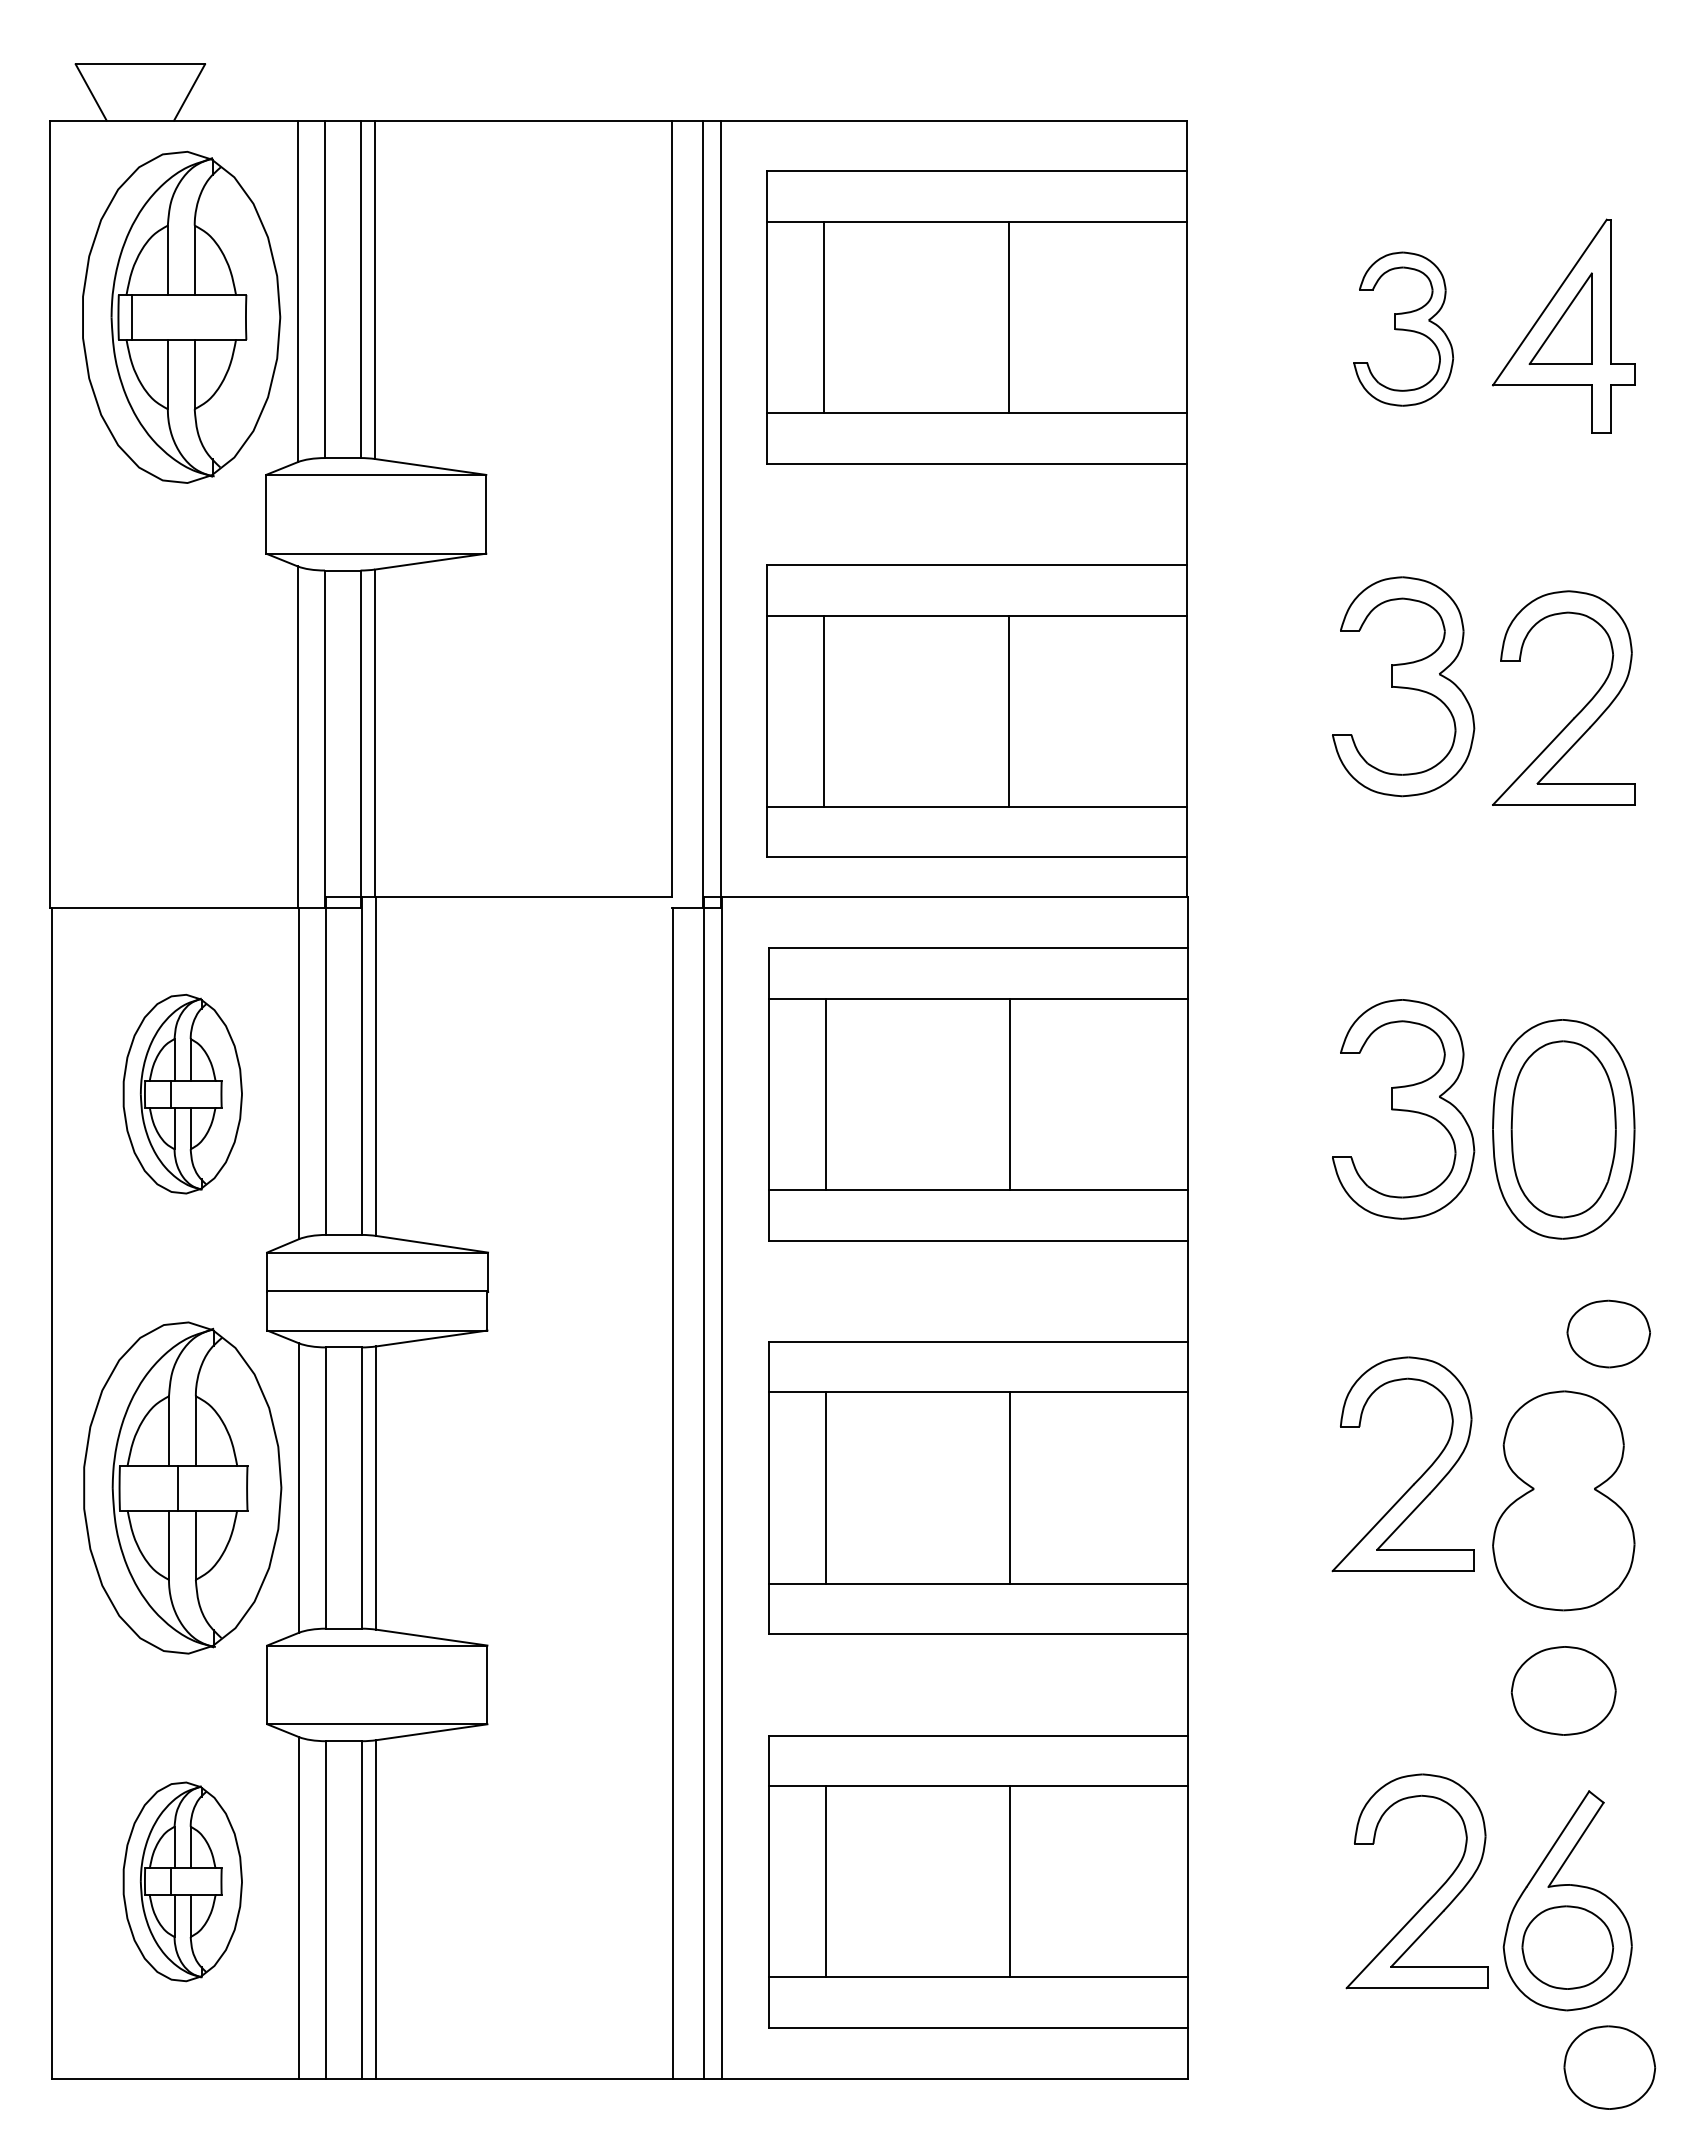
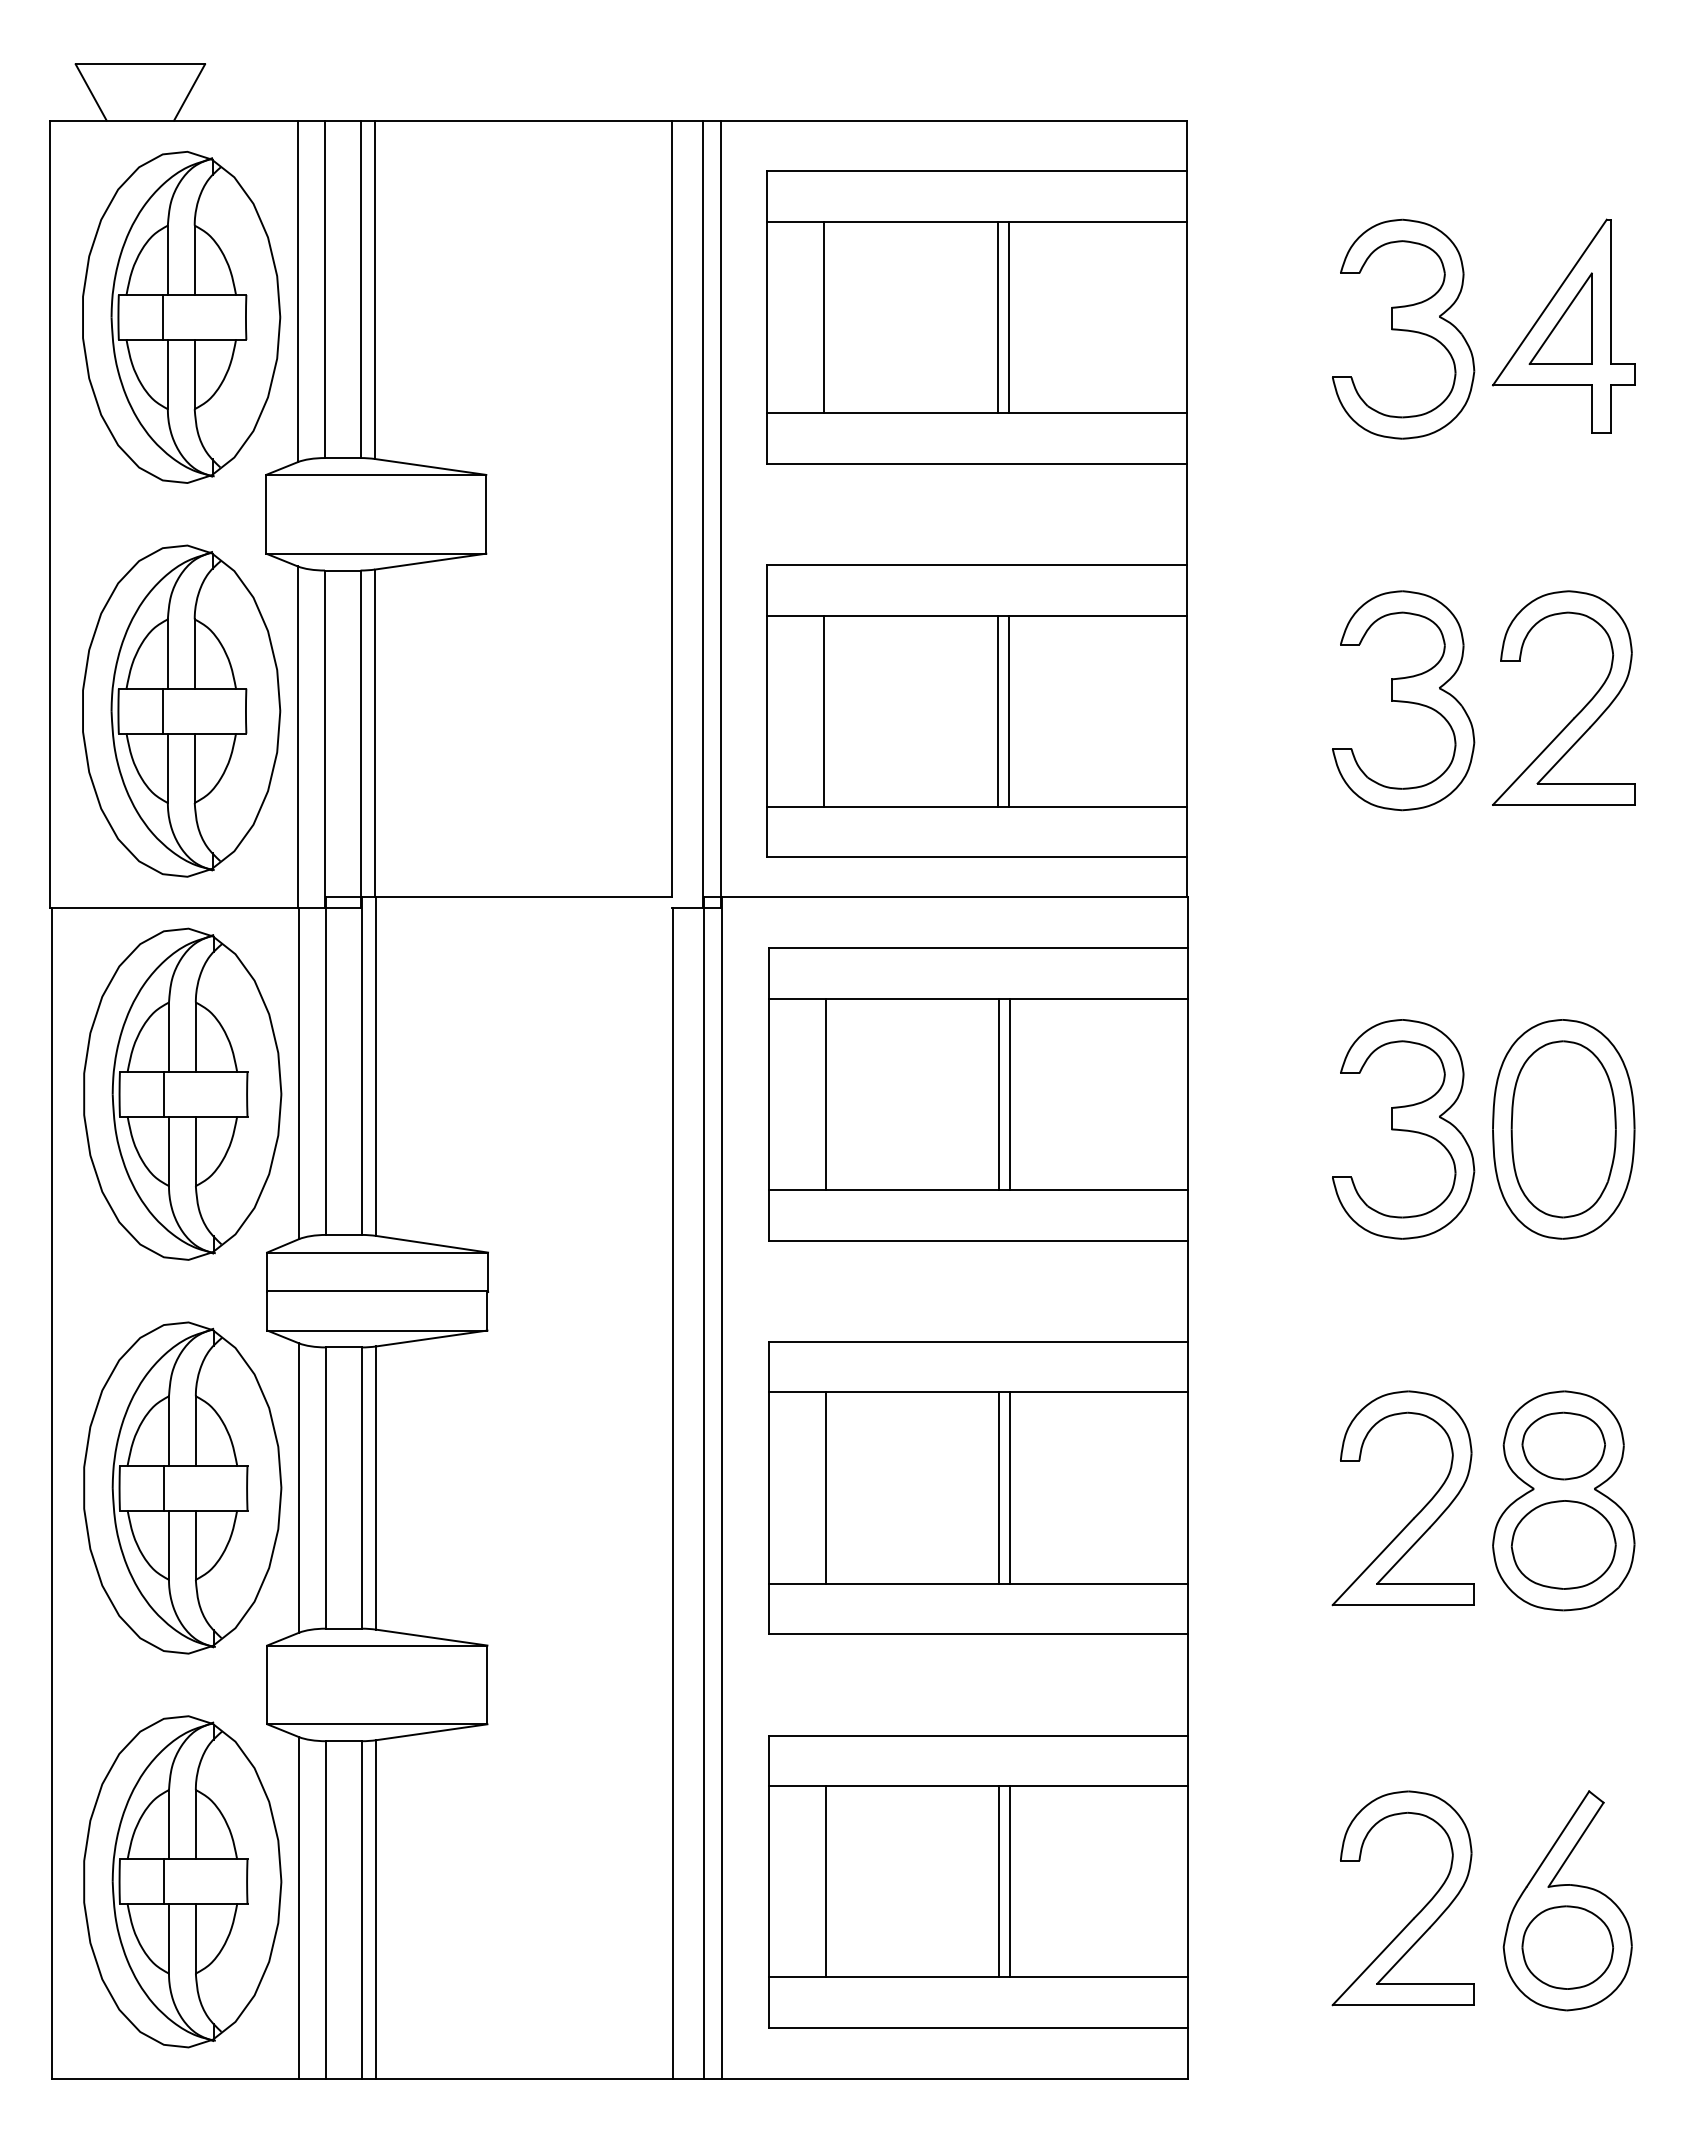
line position: (131, 316) -> (162, 316) (162, 316)
line: none -> present (998, 317)
part size: 102x156 px -> 144x222 px (1403, 328)
part position: (1403, 686) -> (1403, 700) (1403, 700)
part: none -> present (181, 710)
line: none -> present (998, 710)
part size: 121x202 px -> 200x334 px (182, 1093)
line: none -> present (999, 1093)
part position: (1403, 1109) -> (1403, 1129) (1403, 1129)
part position: (1608, 1333) -> (1563, 1445) (1563, 1445)
part position: (1417, 1479) -> (1417, 1513) (1417, 1513)
line position: (177, 1487) -> (163, 1487) (163, 1487)
line: none -> present (999, 1487)
part position: (1563, 1690) -> (1563, 1544) (1563, 1544)
part size: 121x202 px -> 200x334 px (182, 1881)
line: none -> present (999, 1881)
part position: (1431, 1896) -> (1417, 1913) (1417, 1913)
part: present -> none (1609, 2067)
